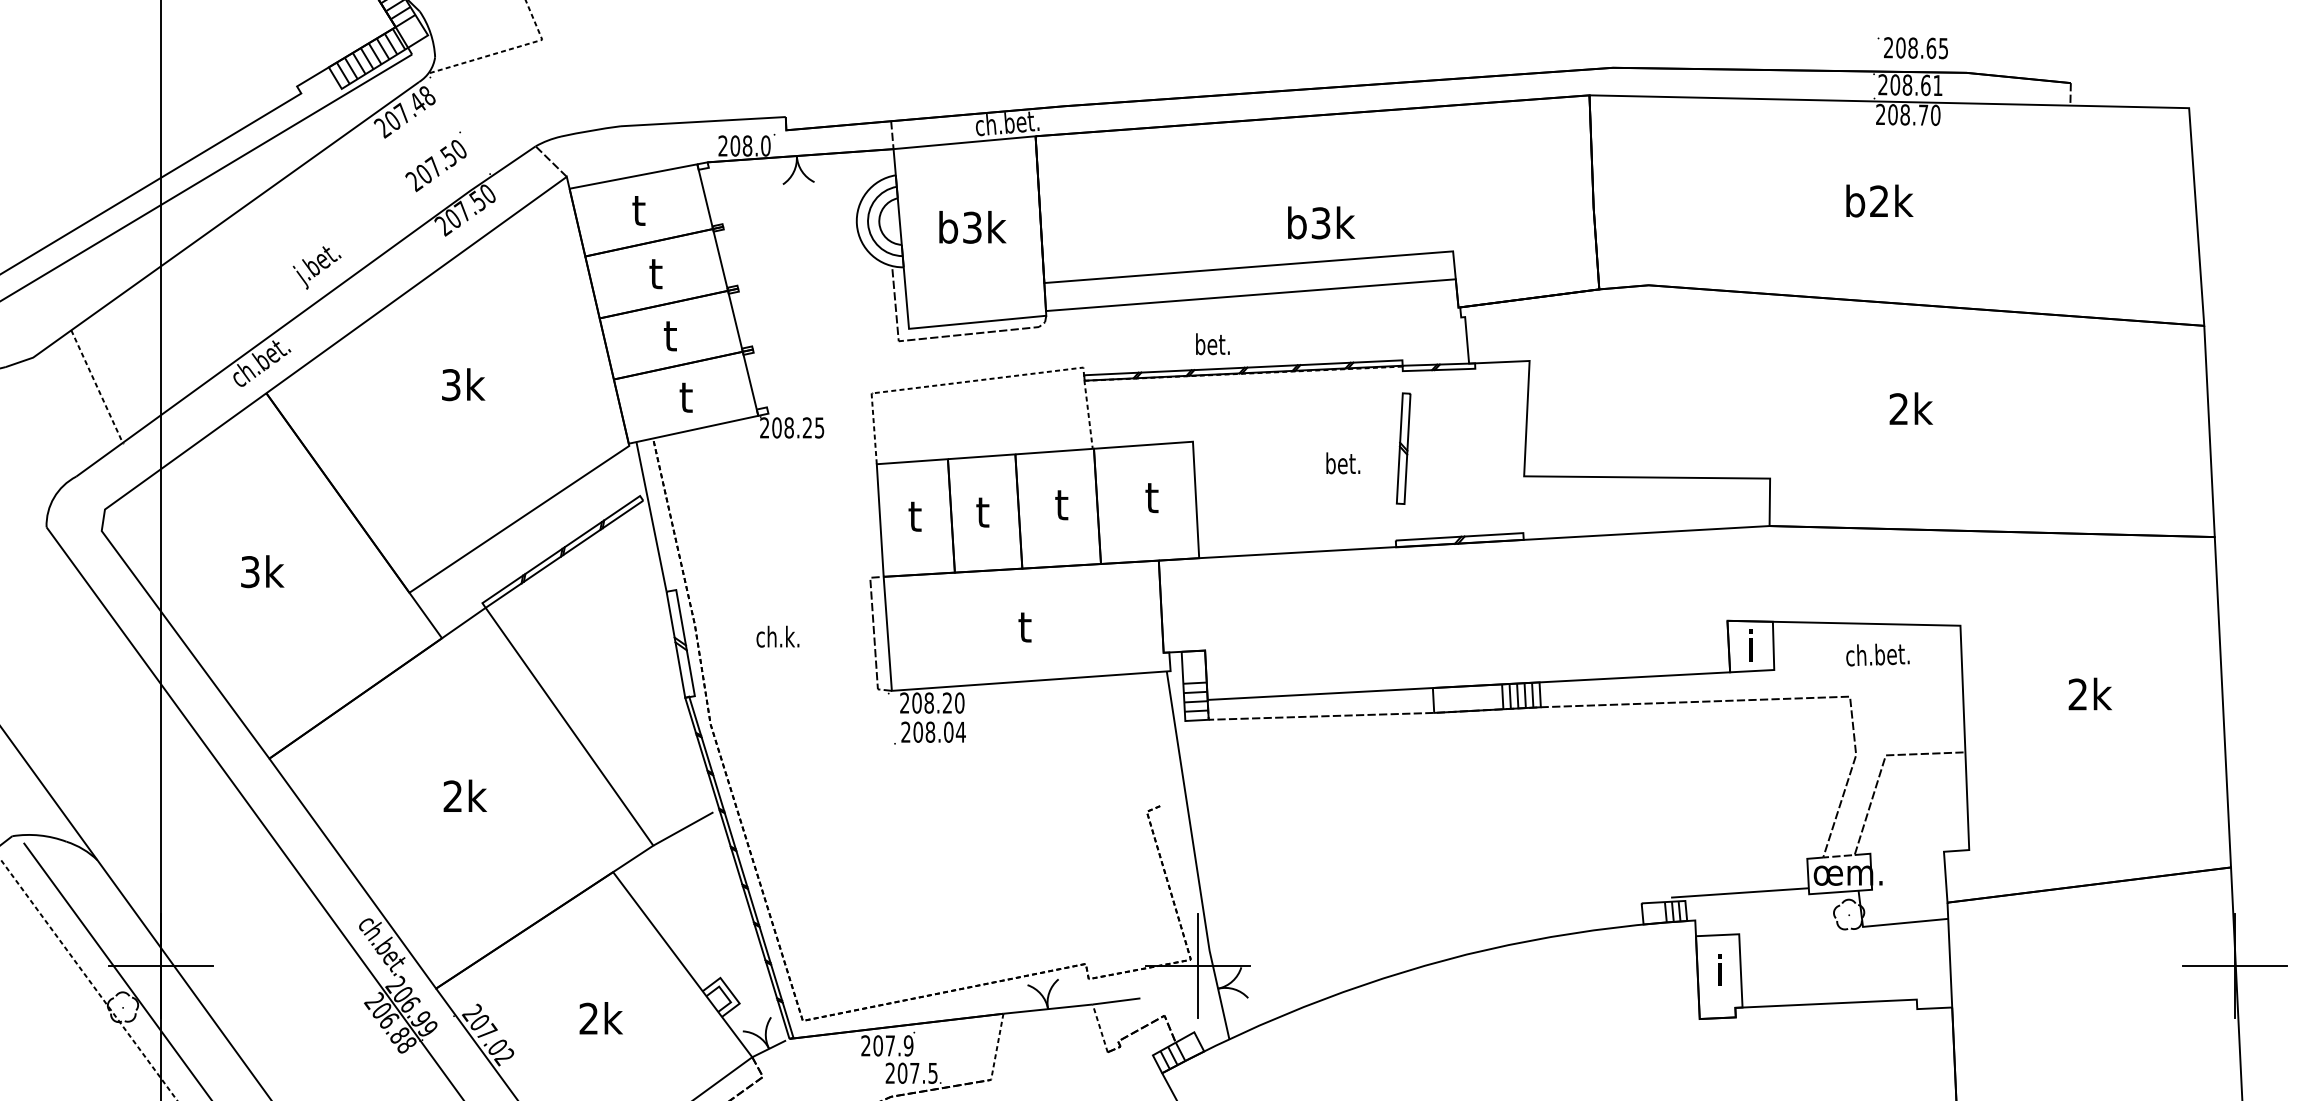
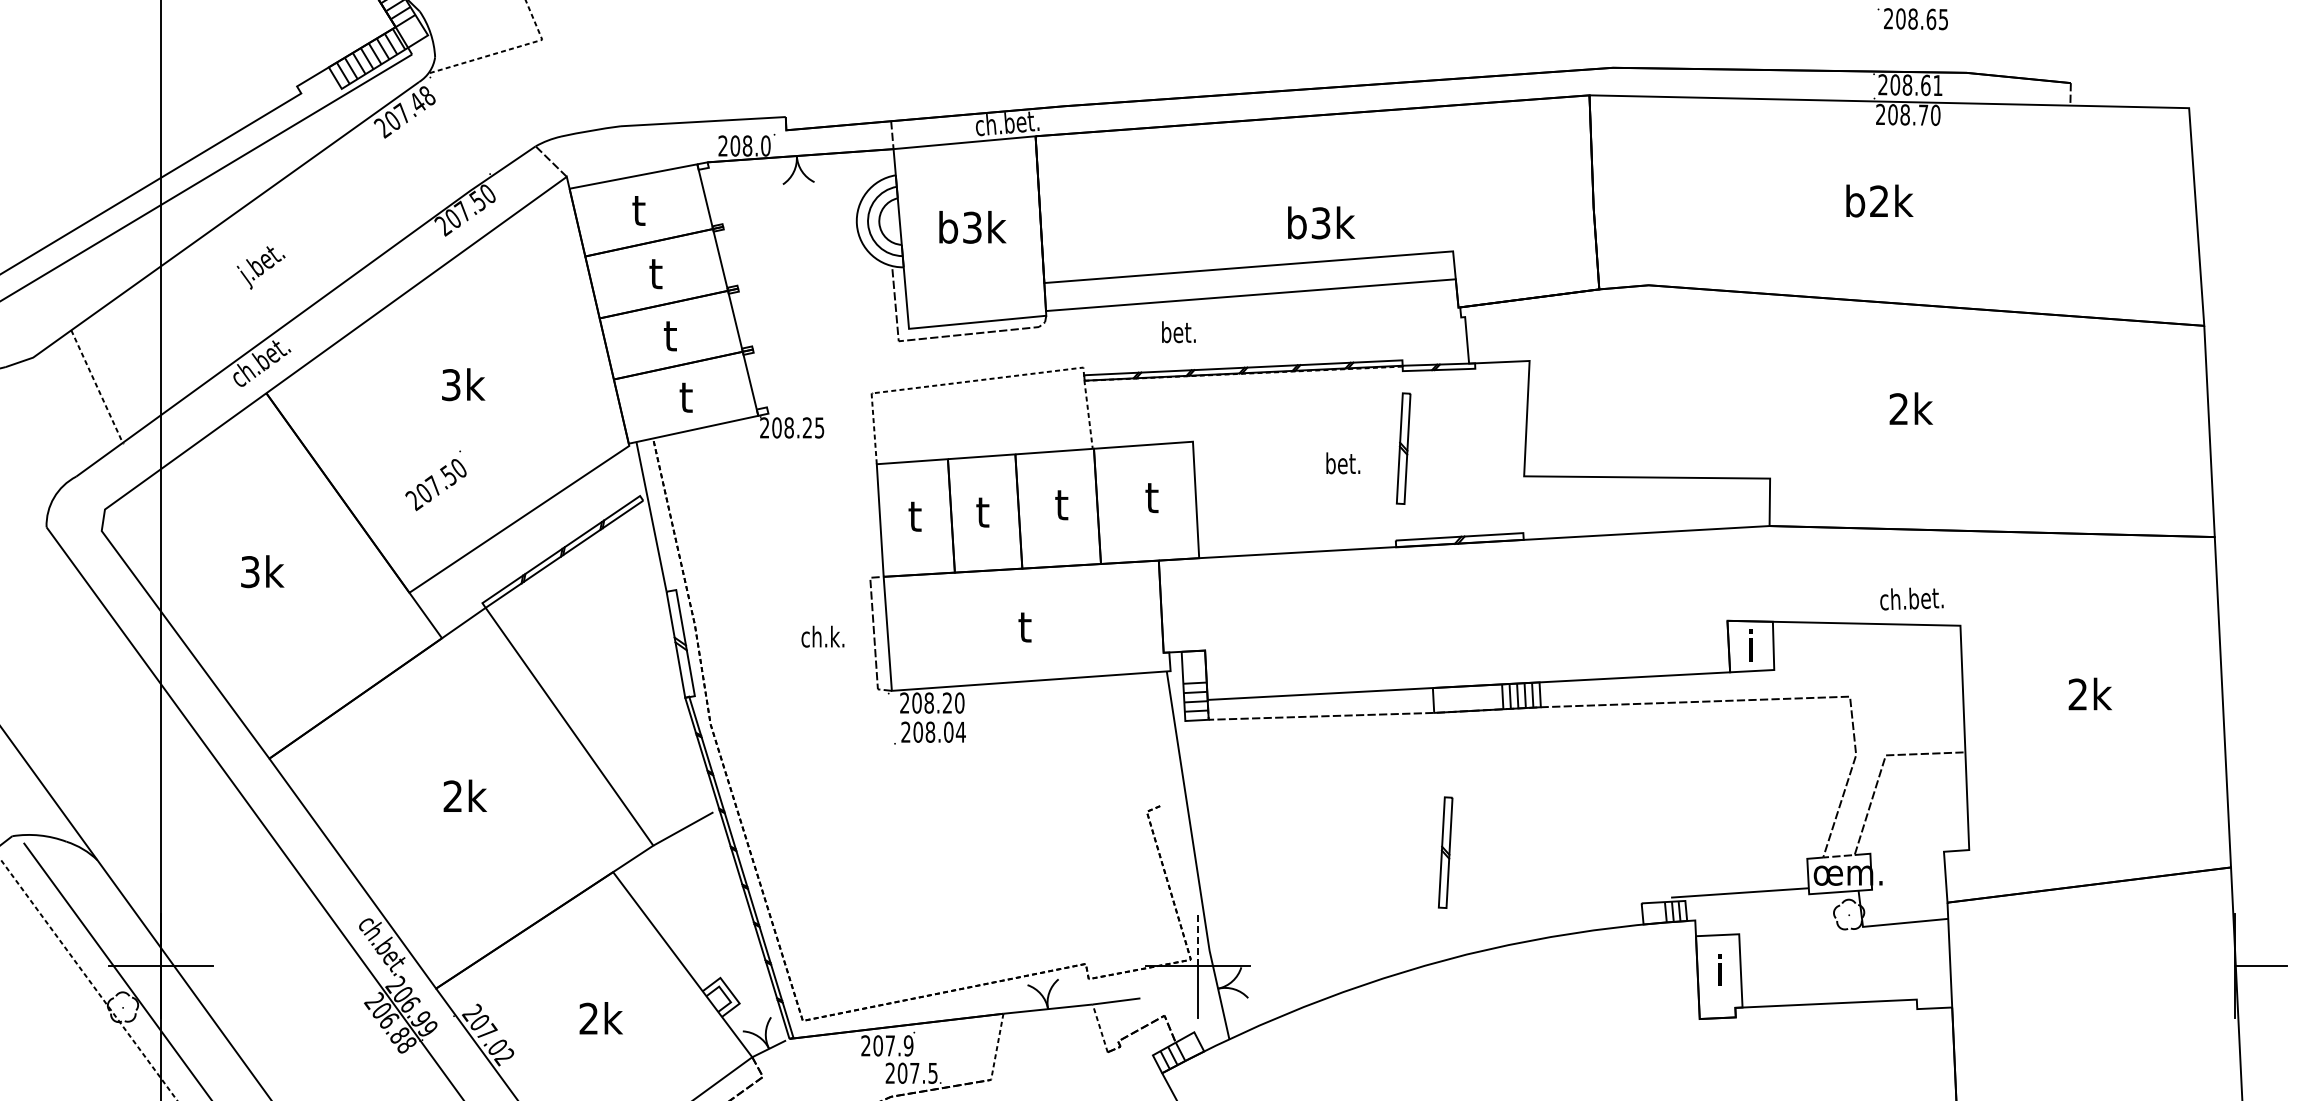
text position: (1912, 48) -> (1912, 19) (1912, 19)
text position: (435, 161) -> (435, 480) (435, 480)
text position: (316, 267) -> (260, 267) (260, 267)
text position: (1212, 344) -> (1178, 332) (1178, 332)
text position: (777, 636) -> (822, 636) (822, 636)
text position: (1877, 654) -> (1911, 598) (1911, 598)
part: none -> present (1445, 852)
line: solid -> dashed (1197, 939)
line: present -> none (2208, 965)
